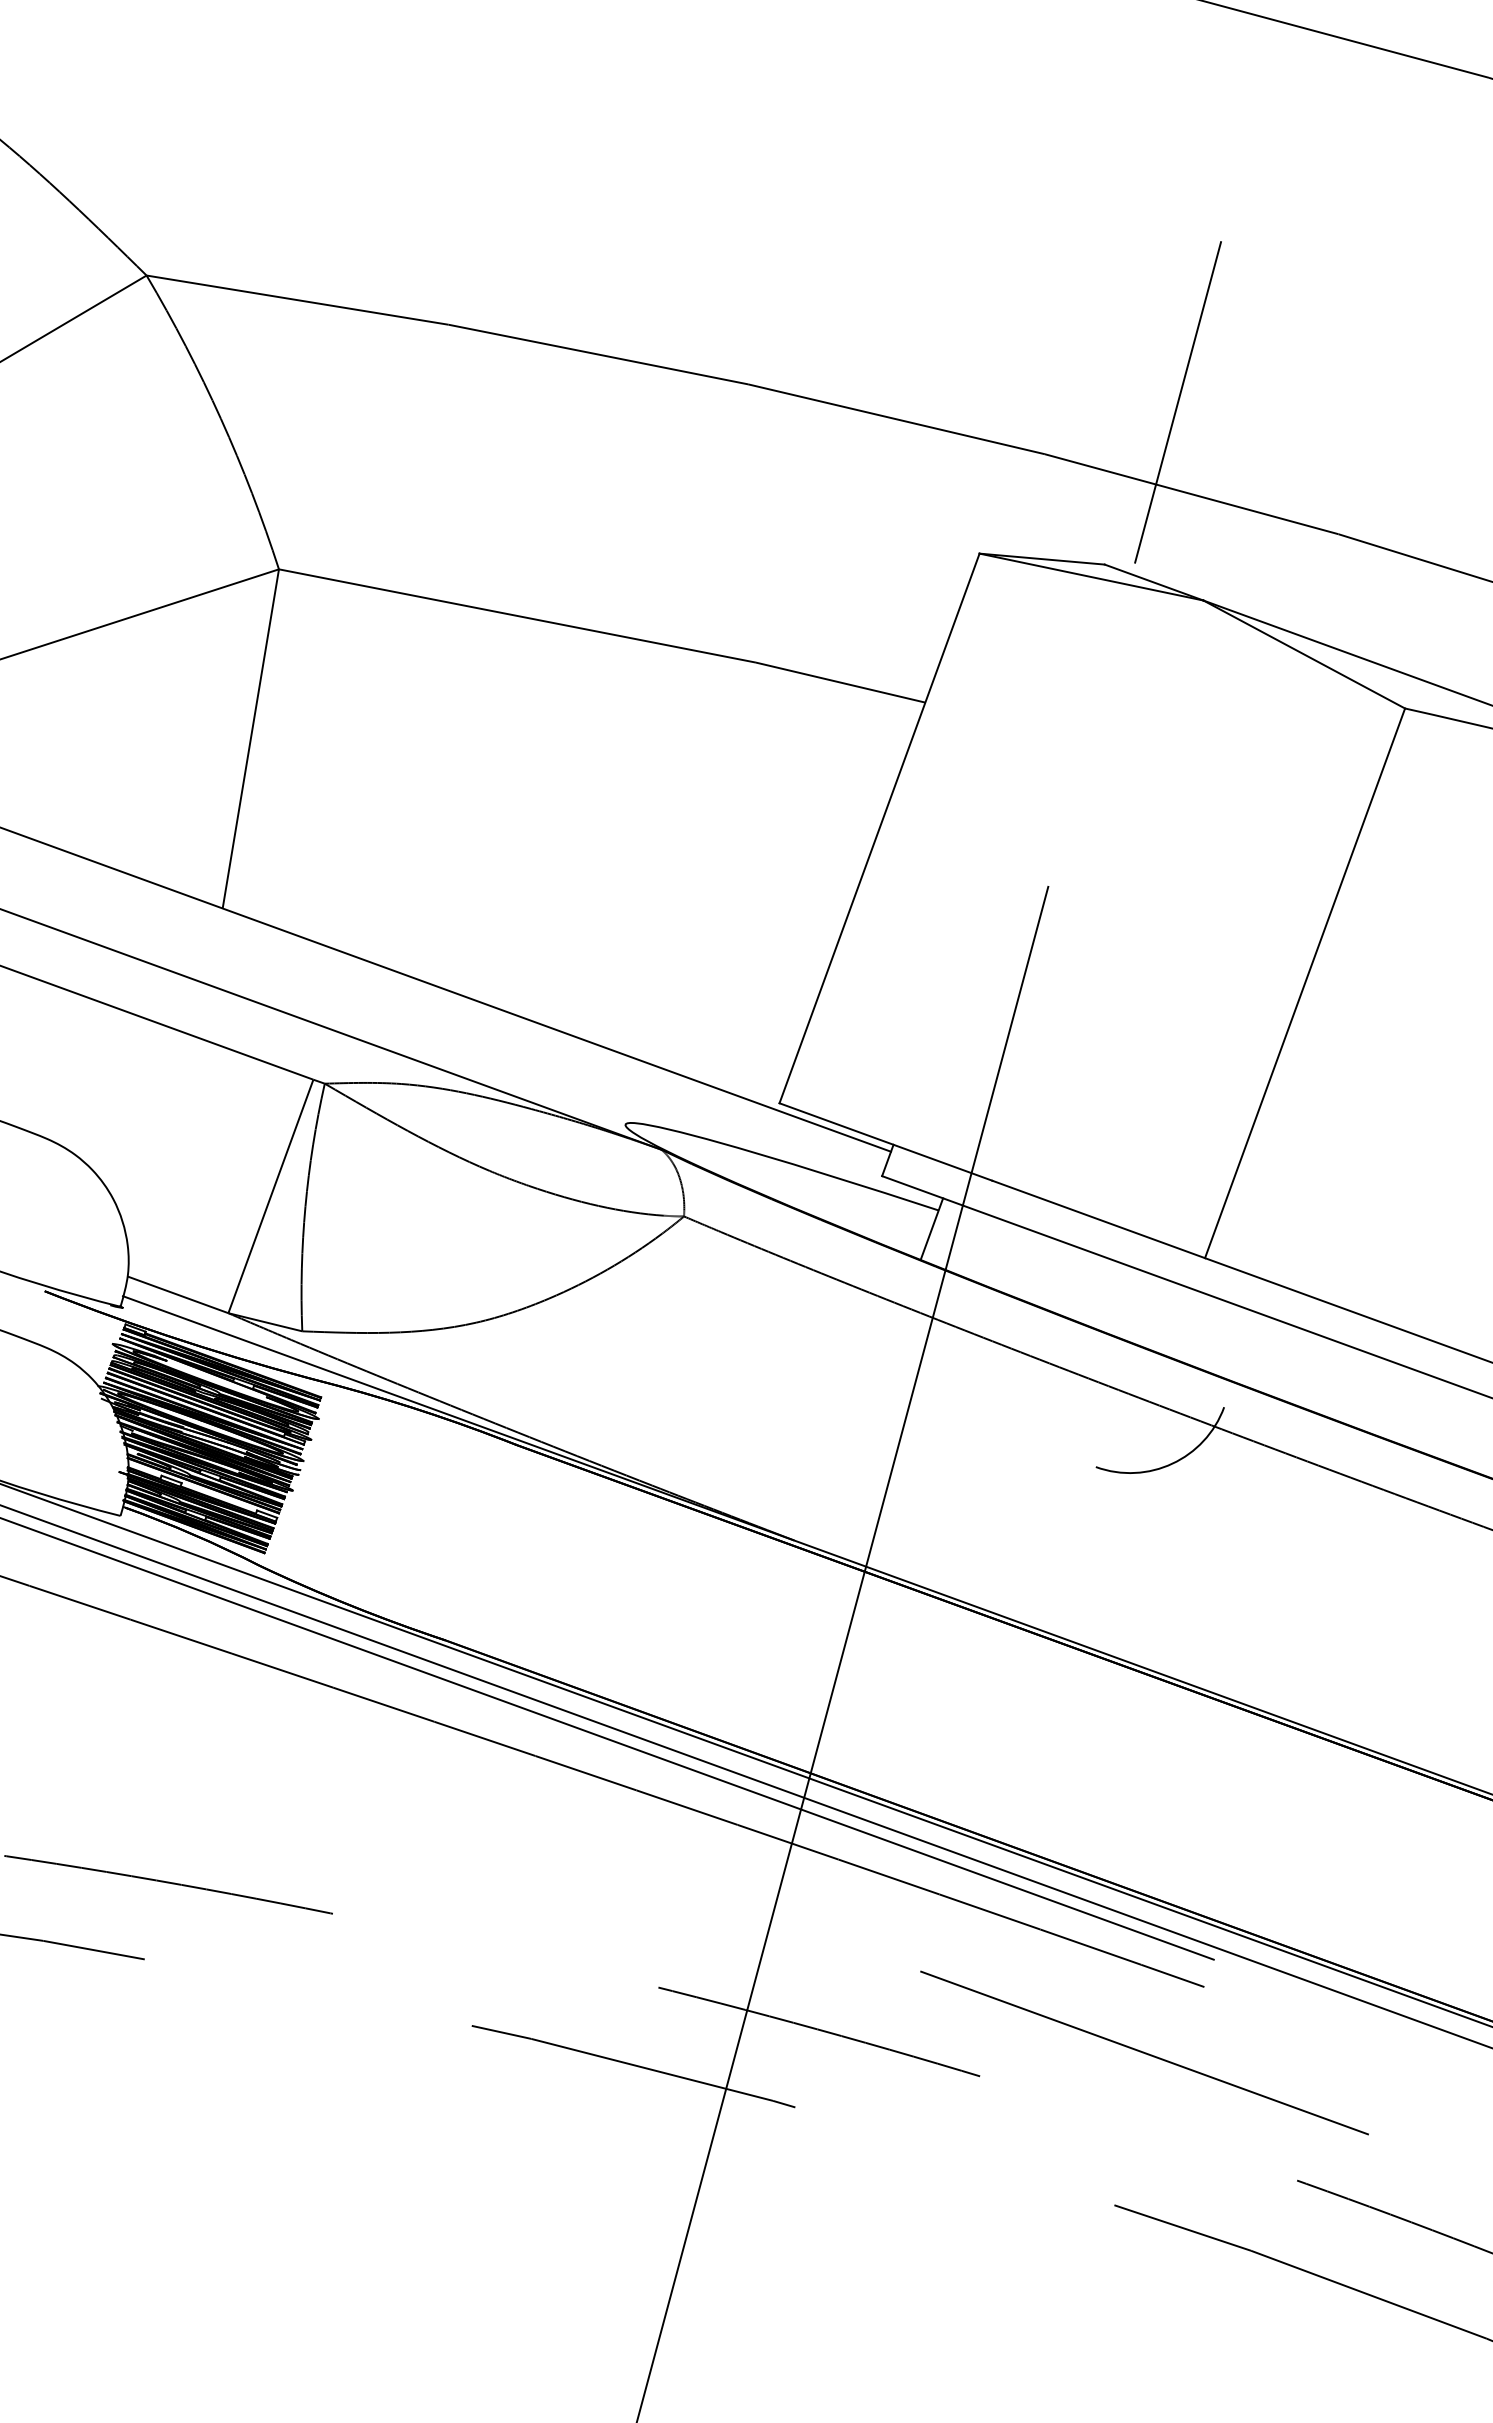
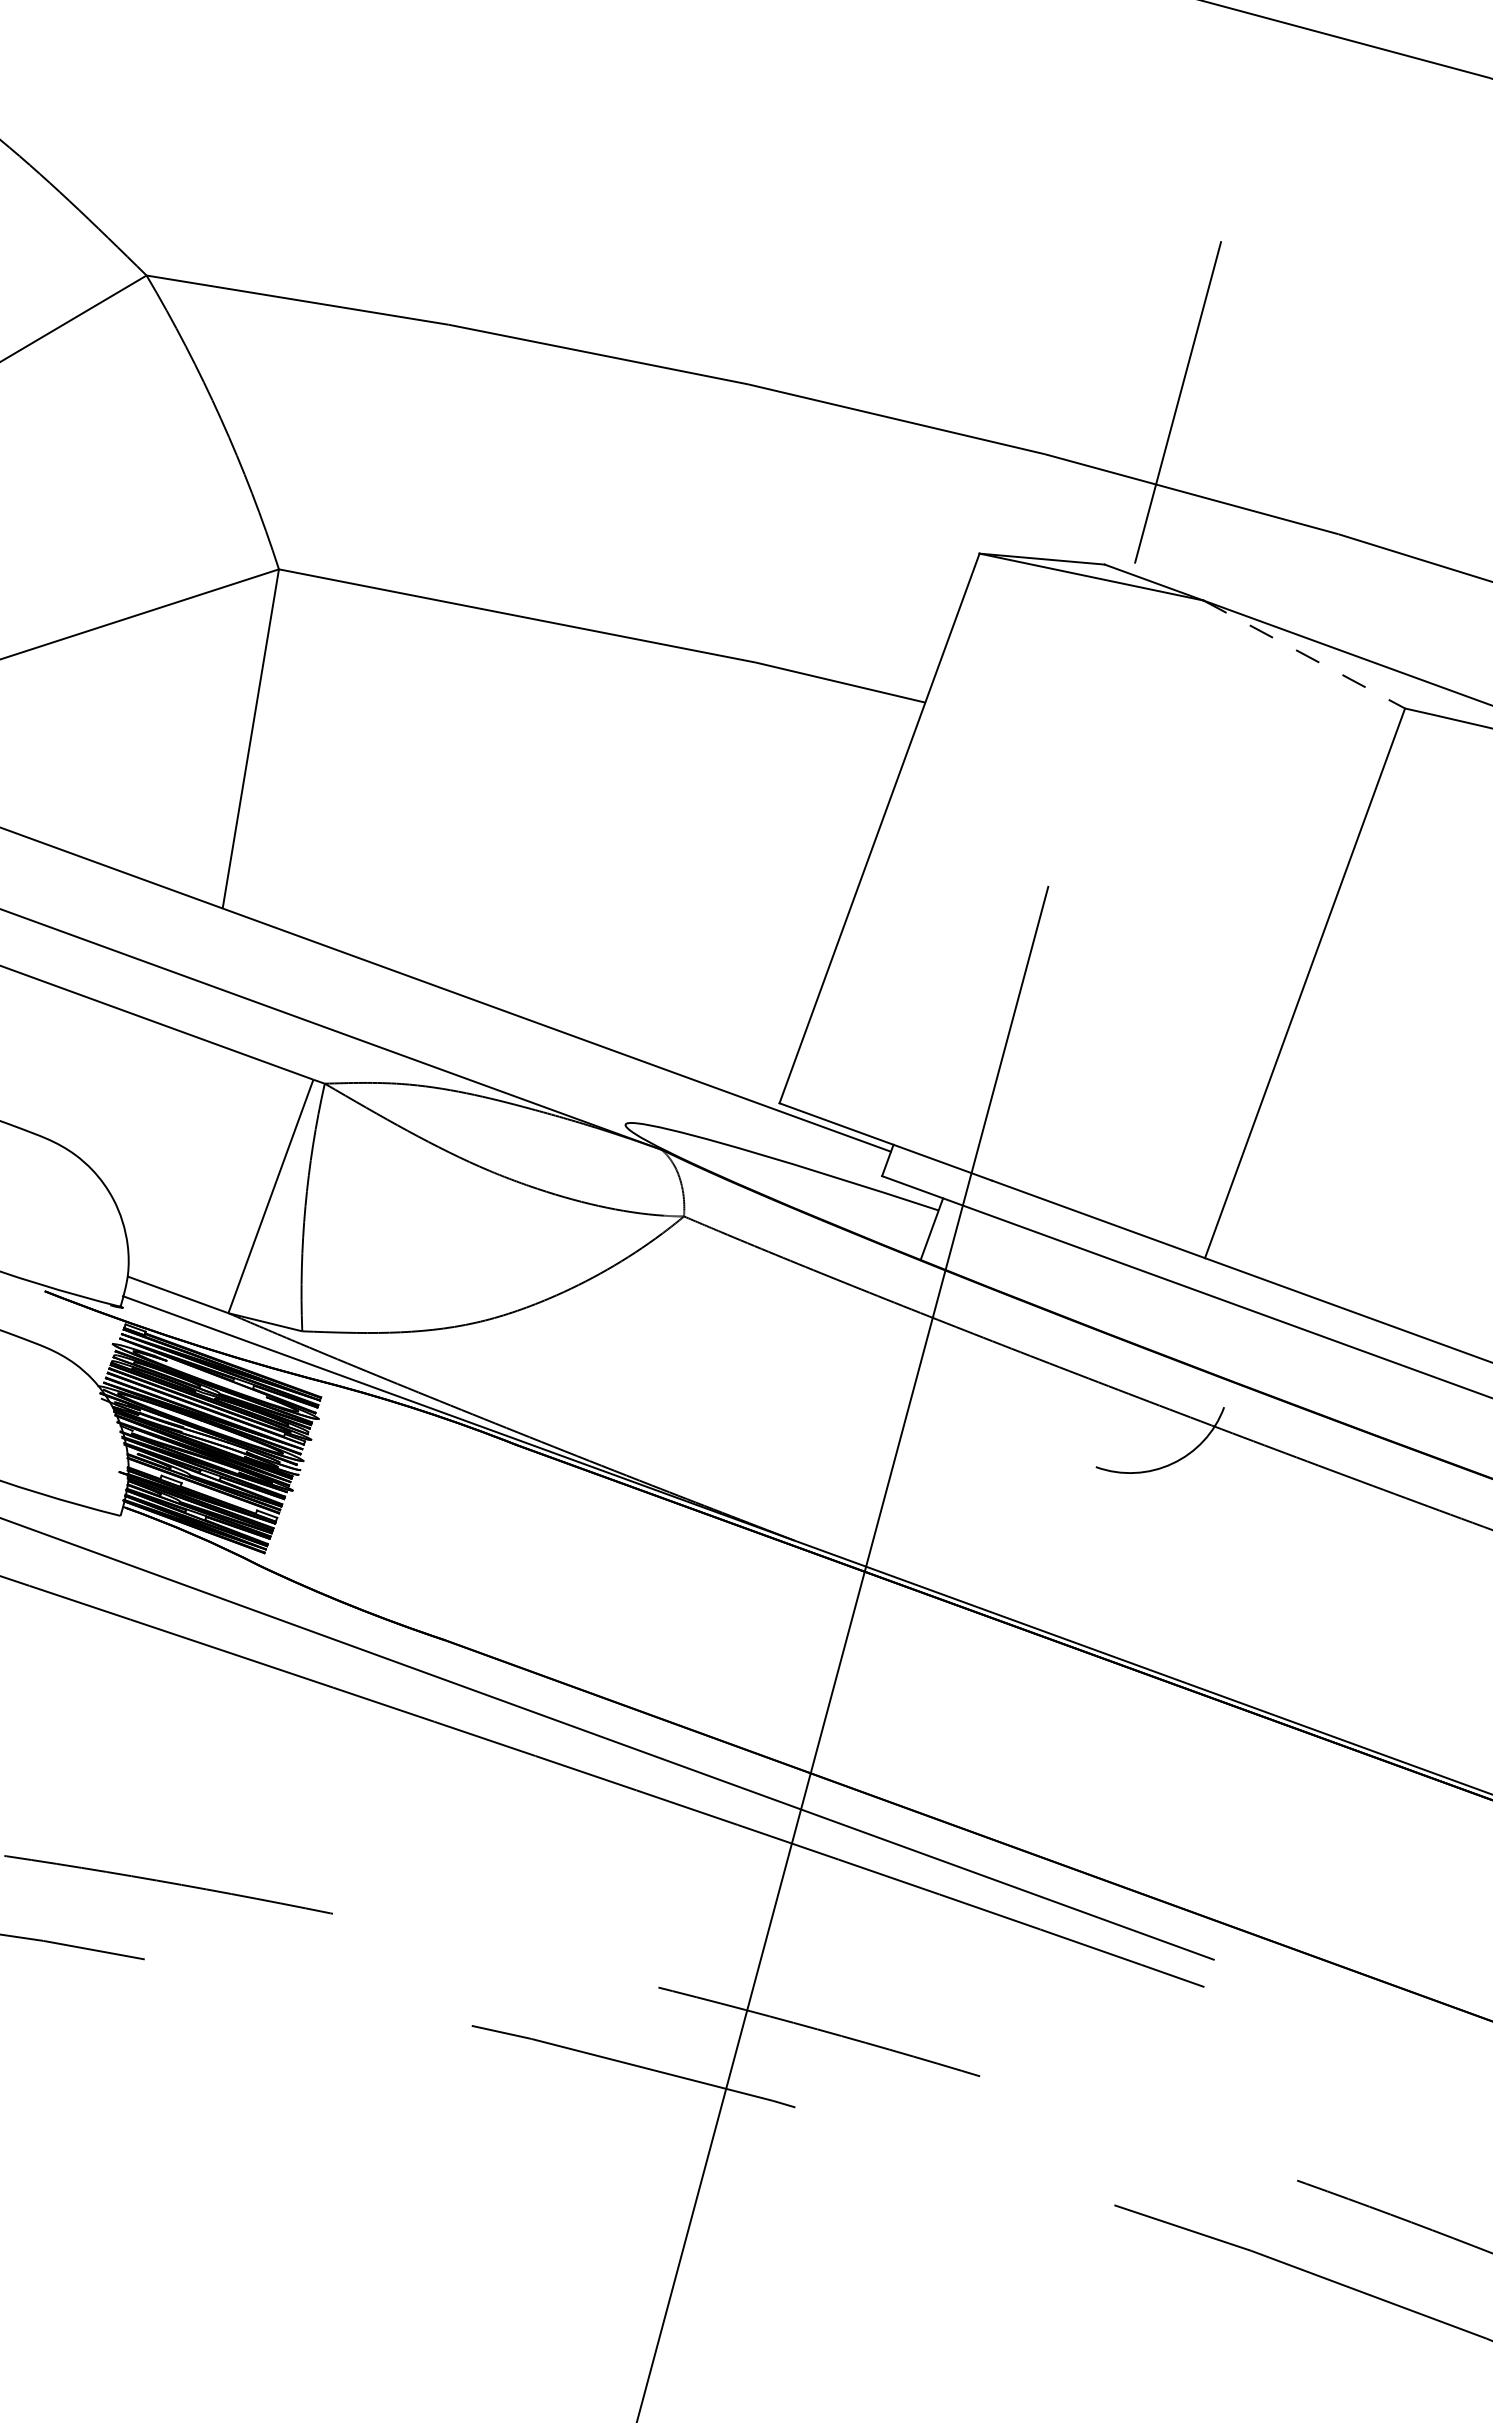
line: solid -> dashed (1304, 654)
line: present -> none (745, 1754)
line: present -> none (745, 1776)
line: present -> none (1144, 2052)
